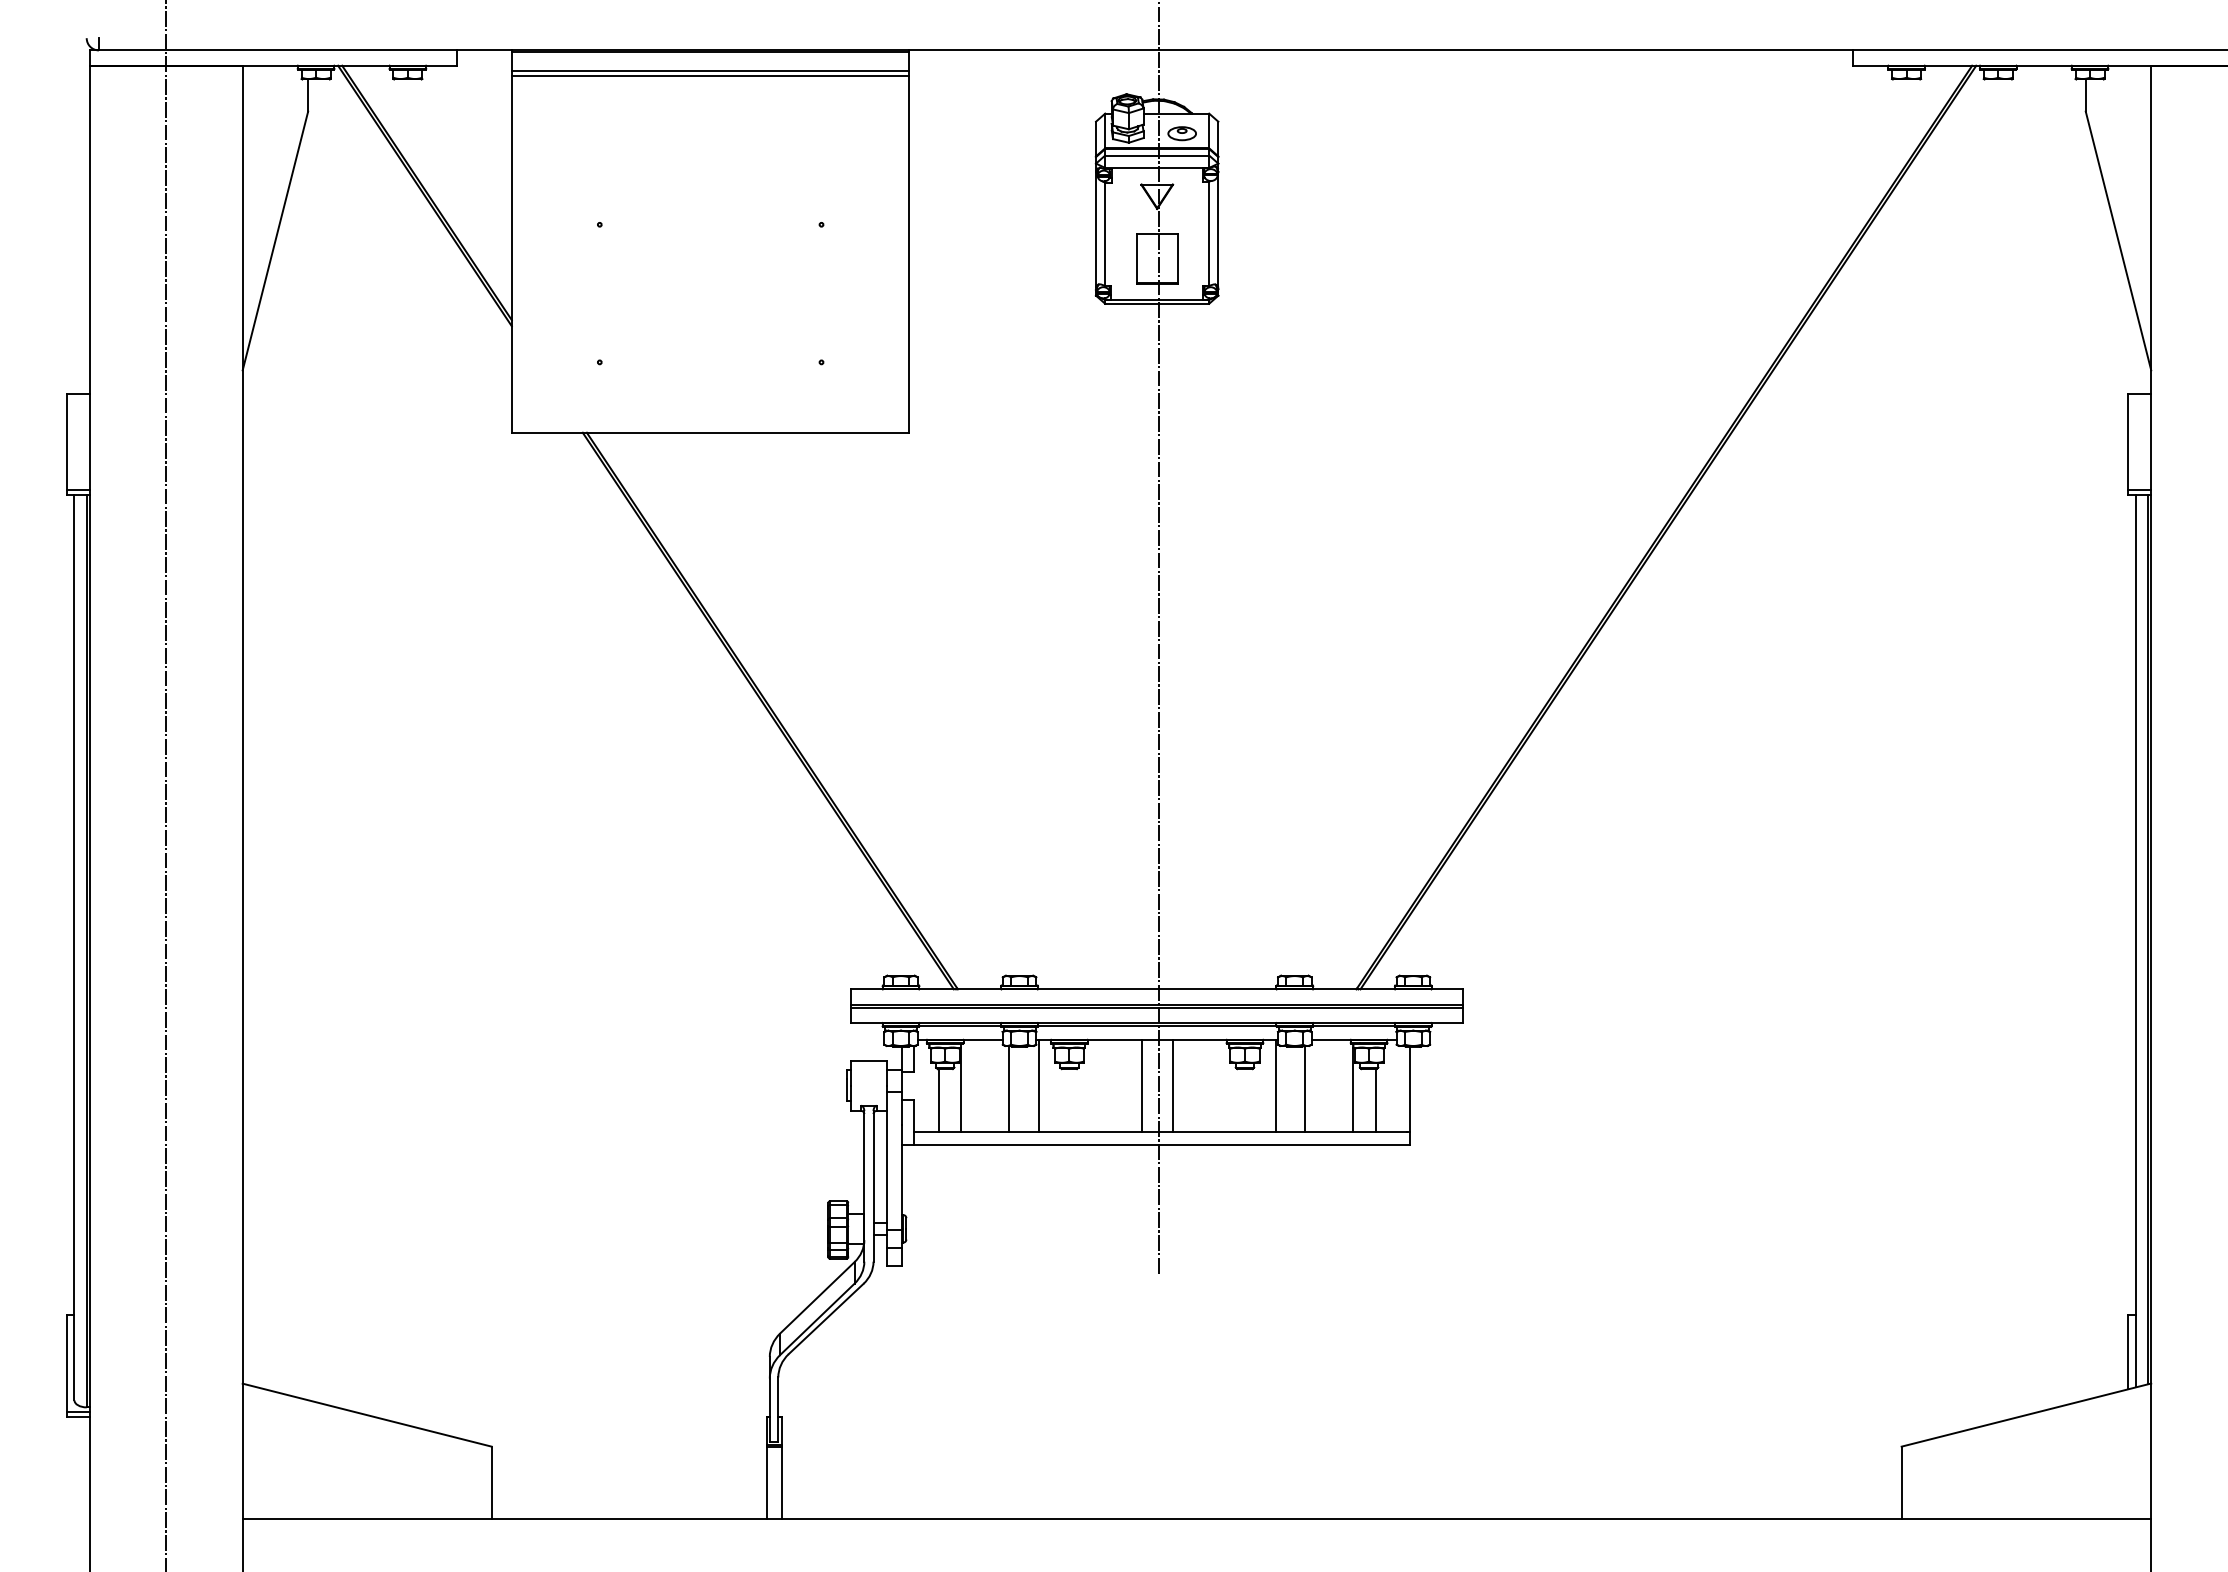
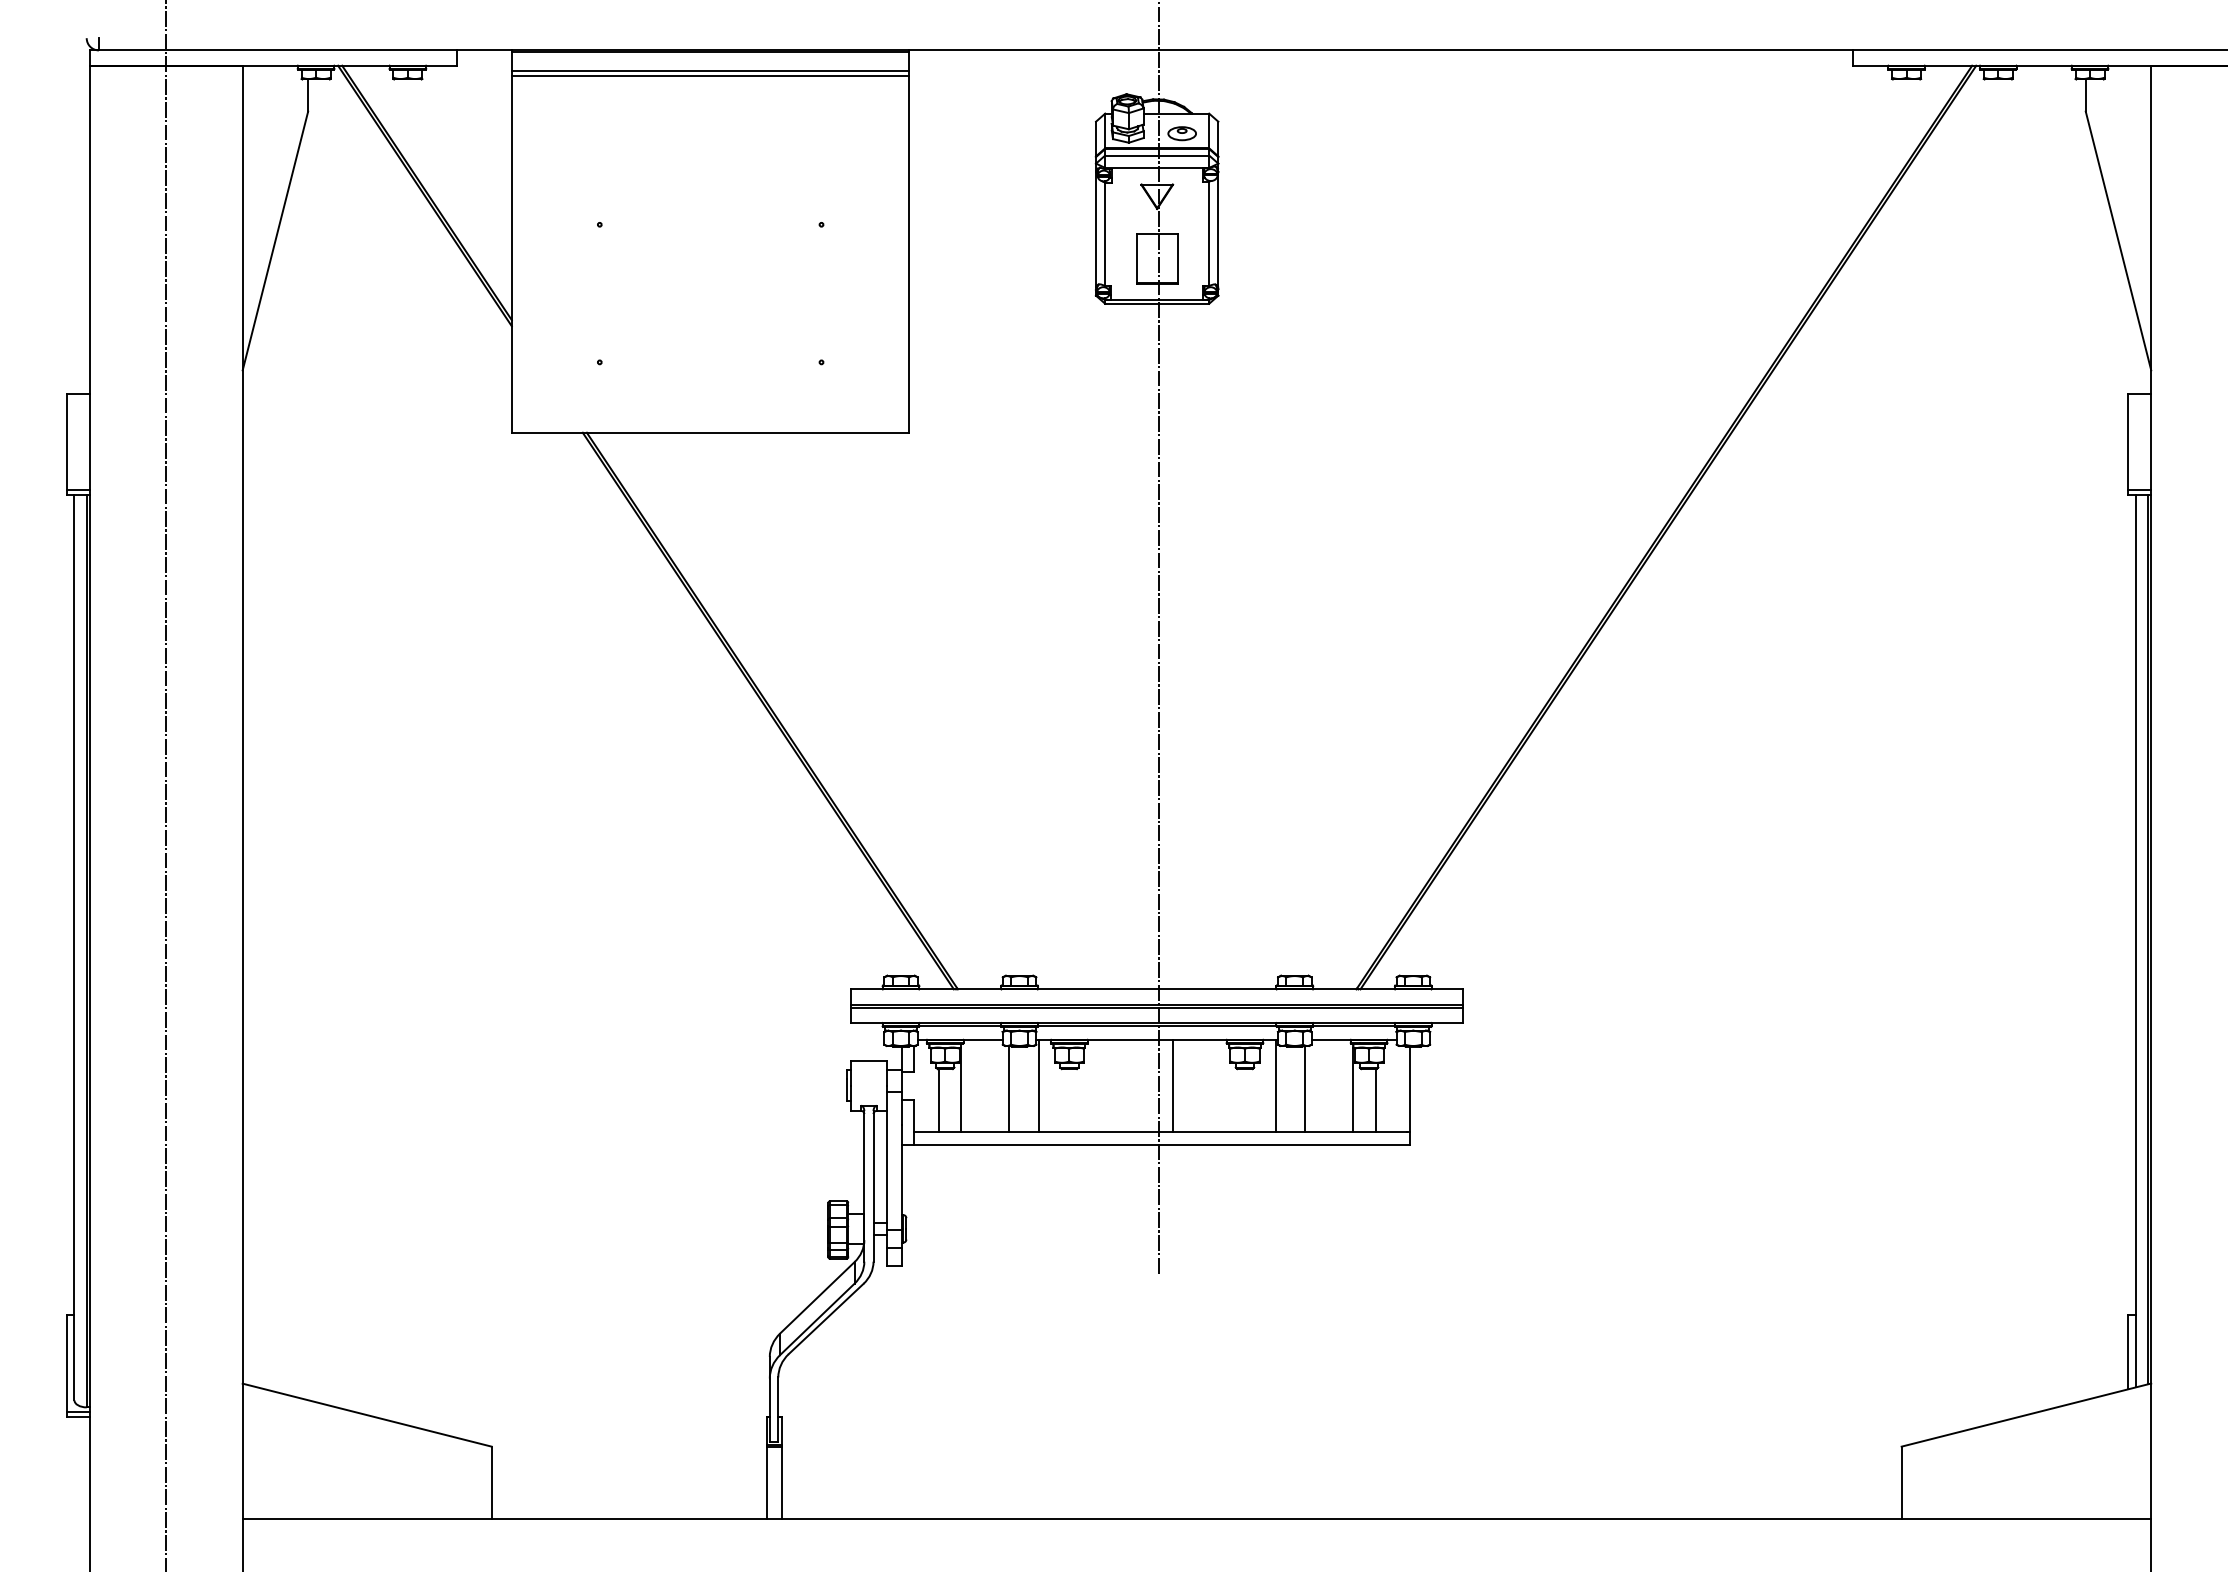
line: present -> none (1141, 1085)
